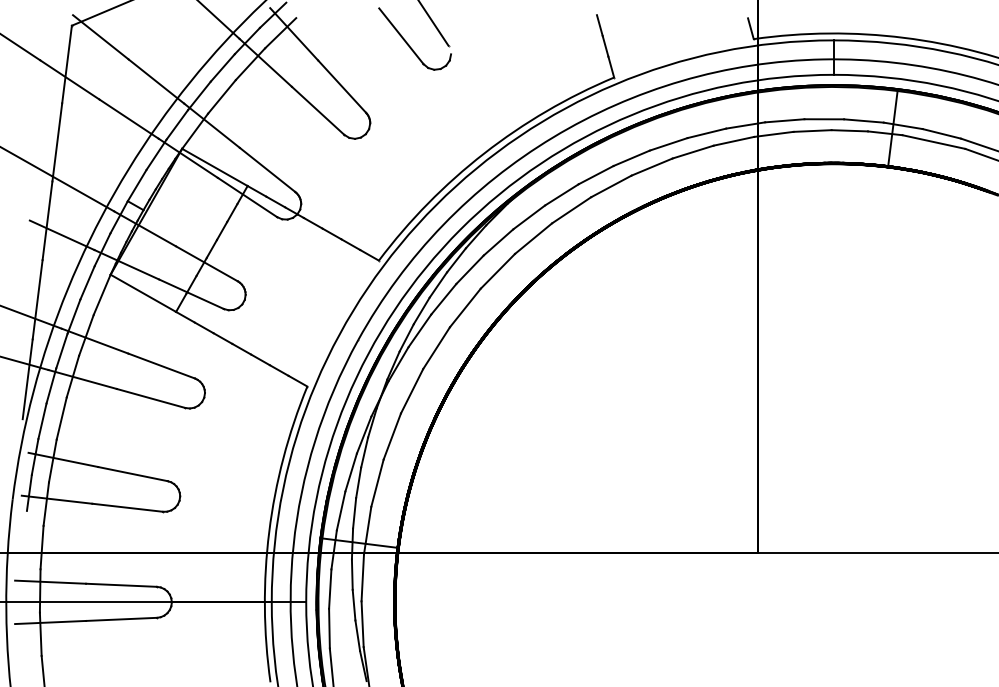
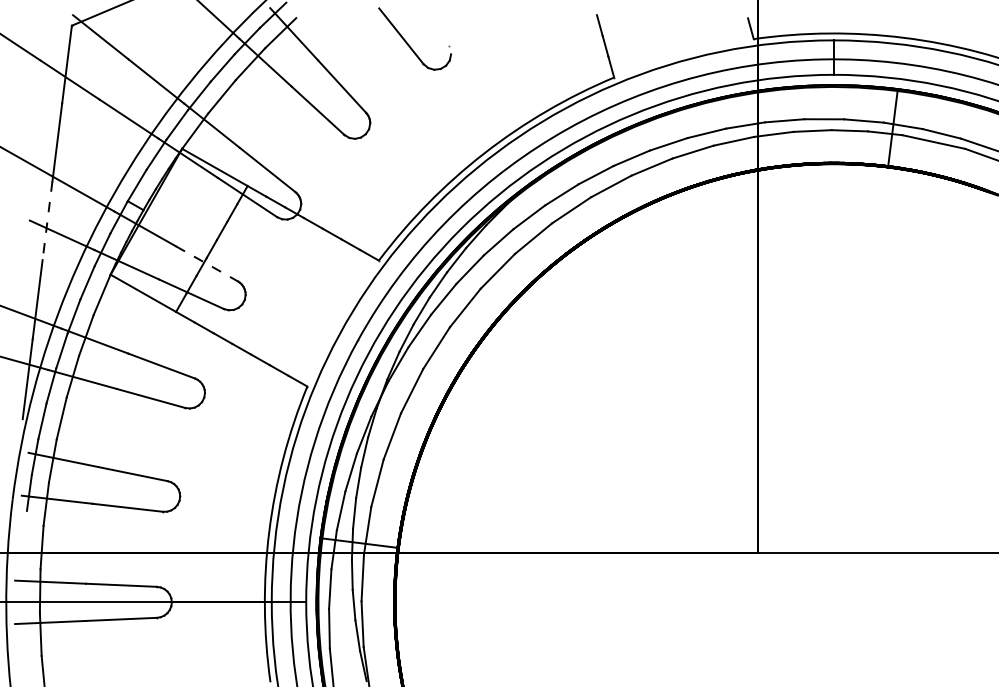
line: present -> none (433, 23)
line: solid -> dashed (47, 220)
line: solid -> dashed (206, 263)
